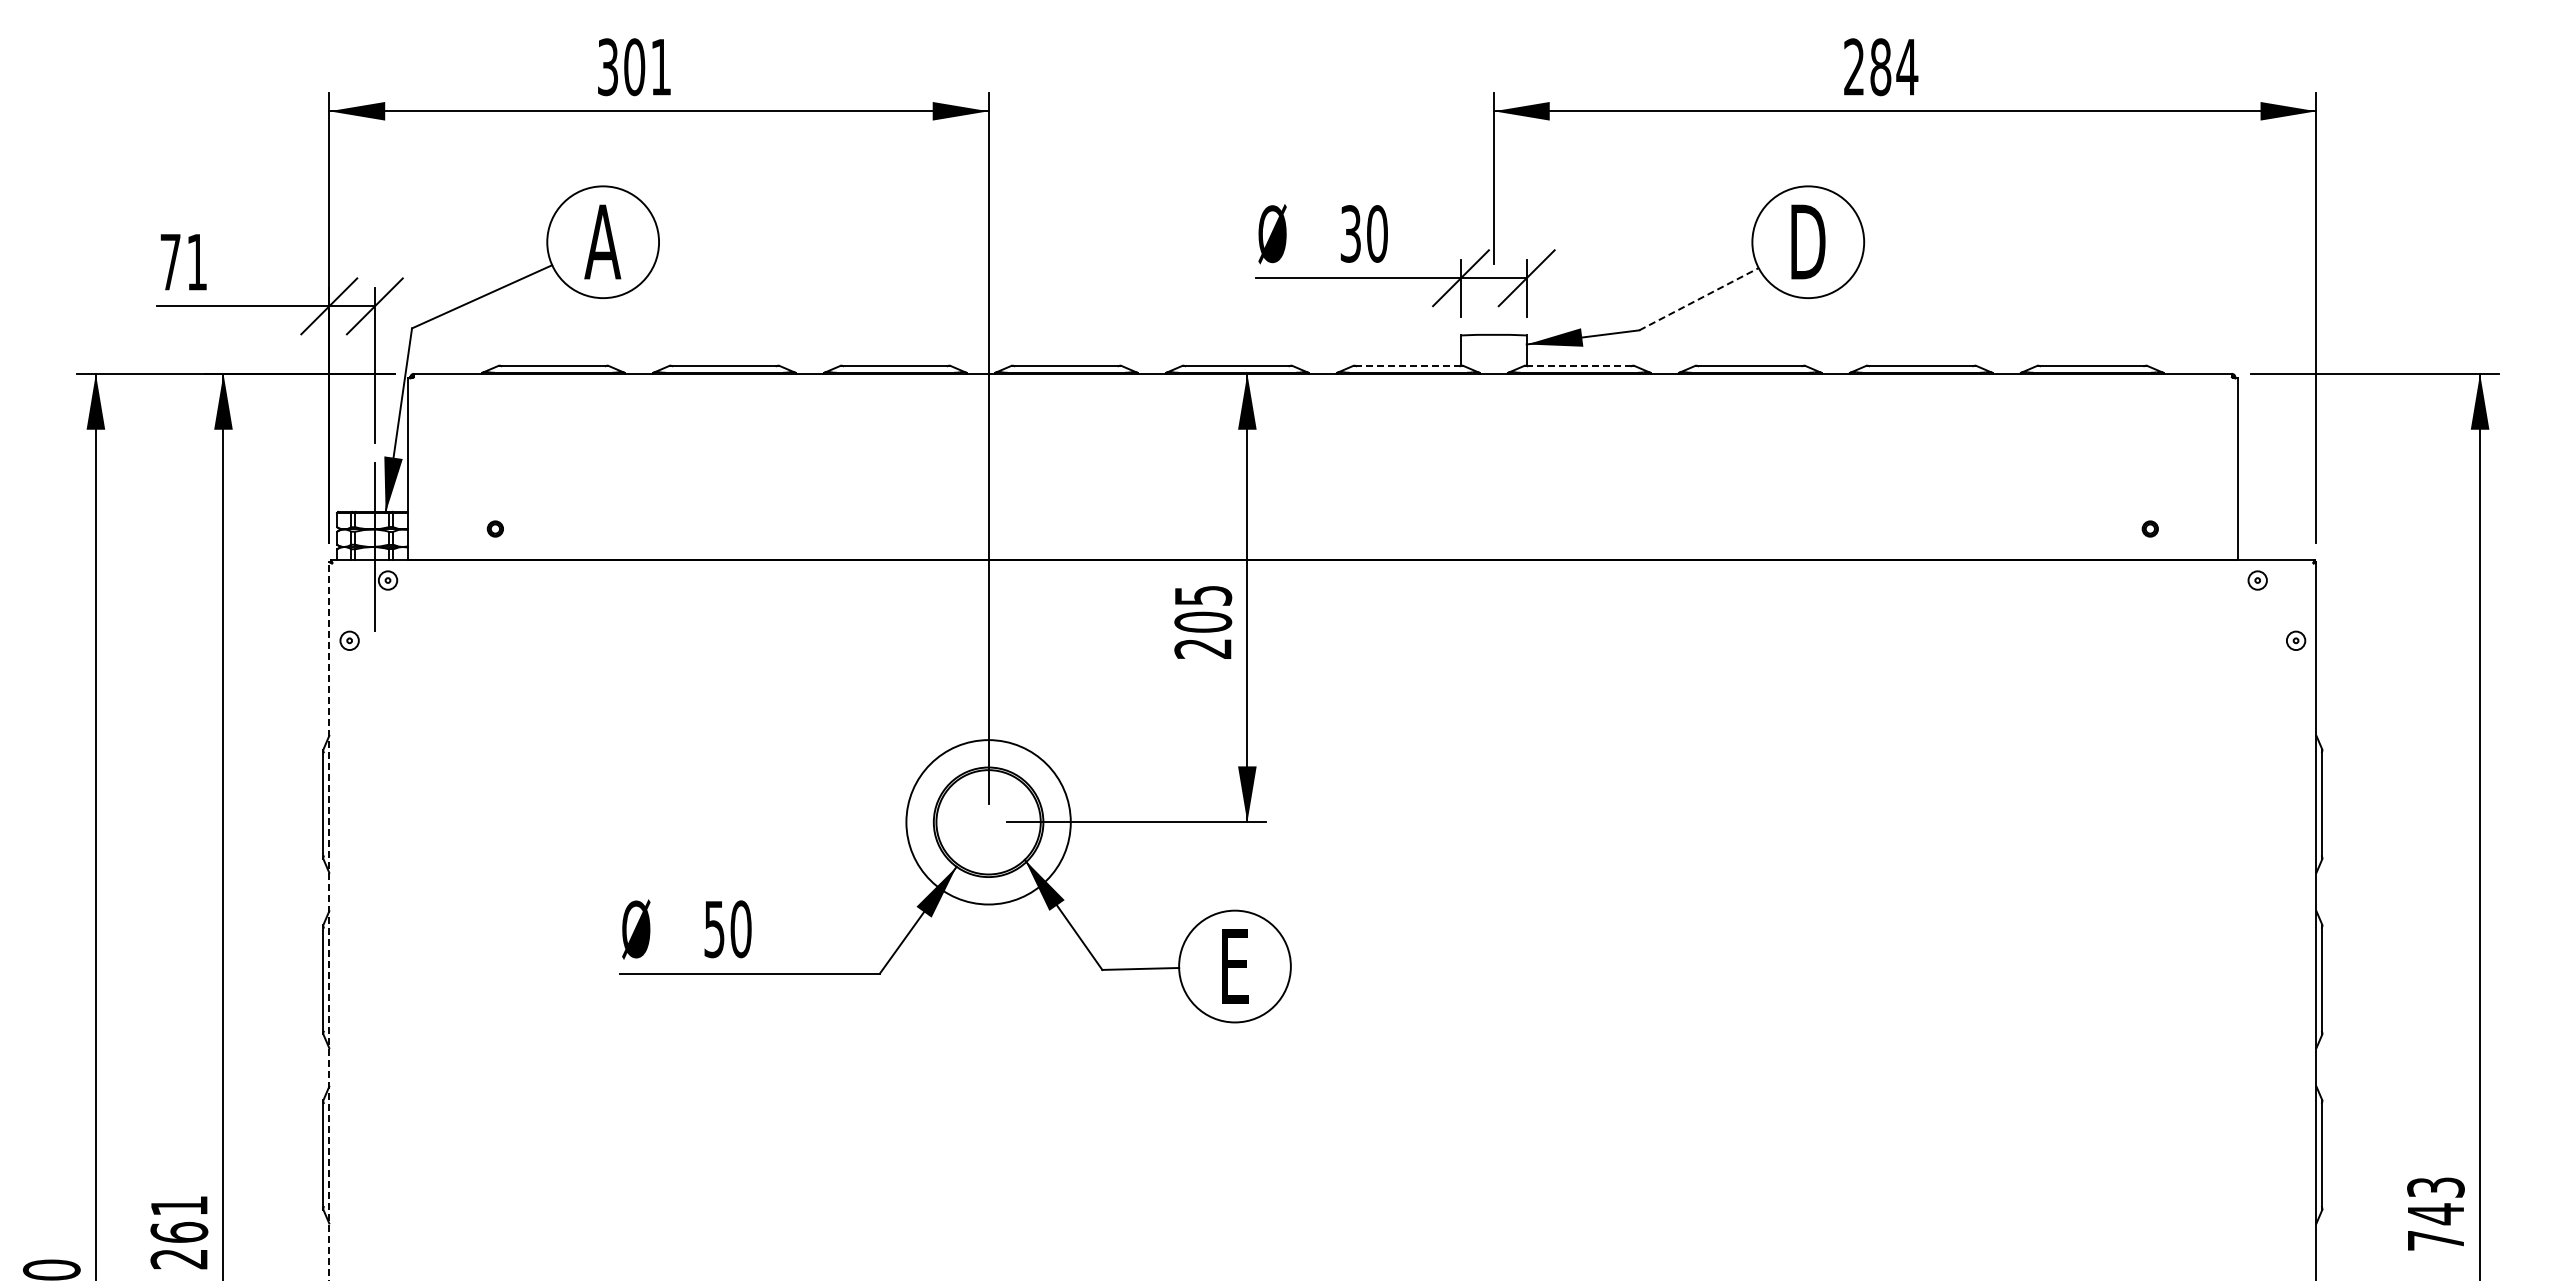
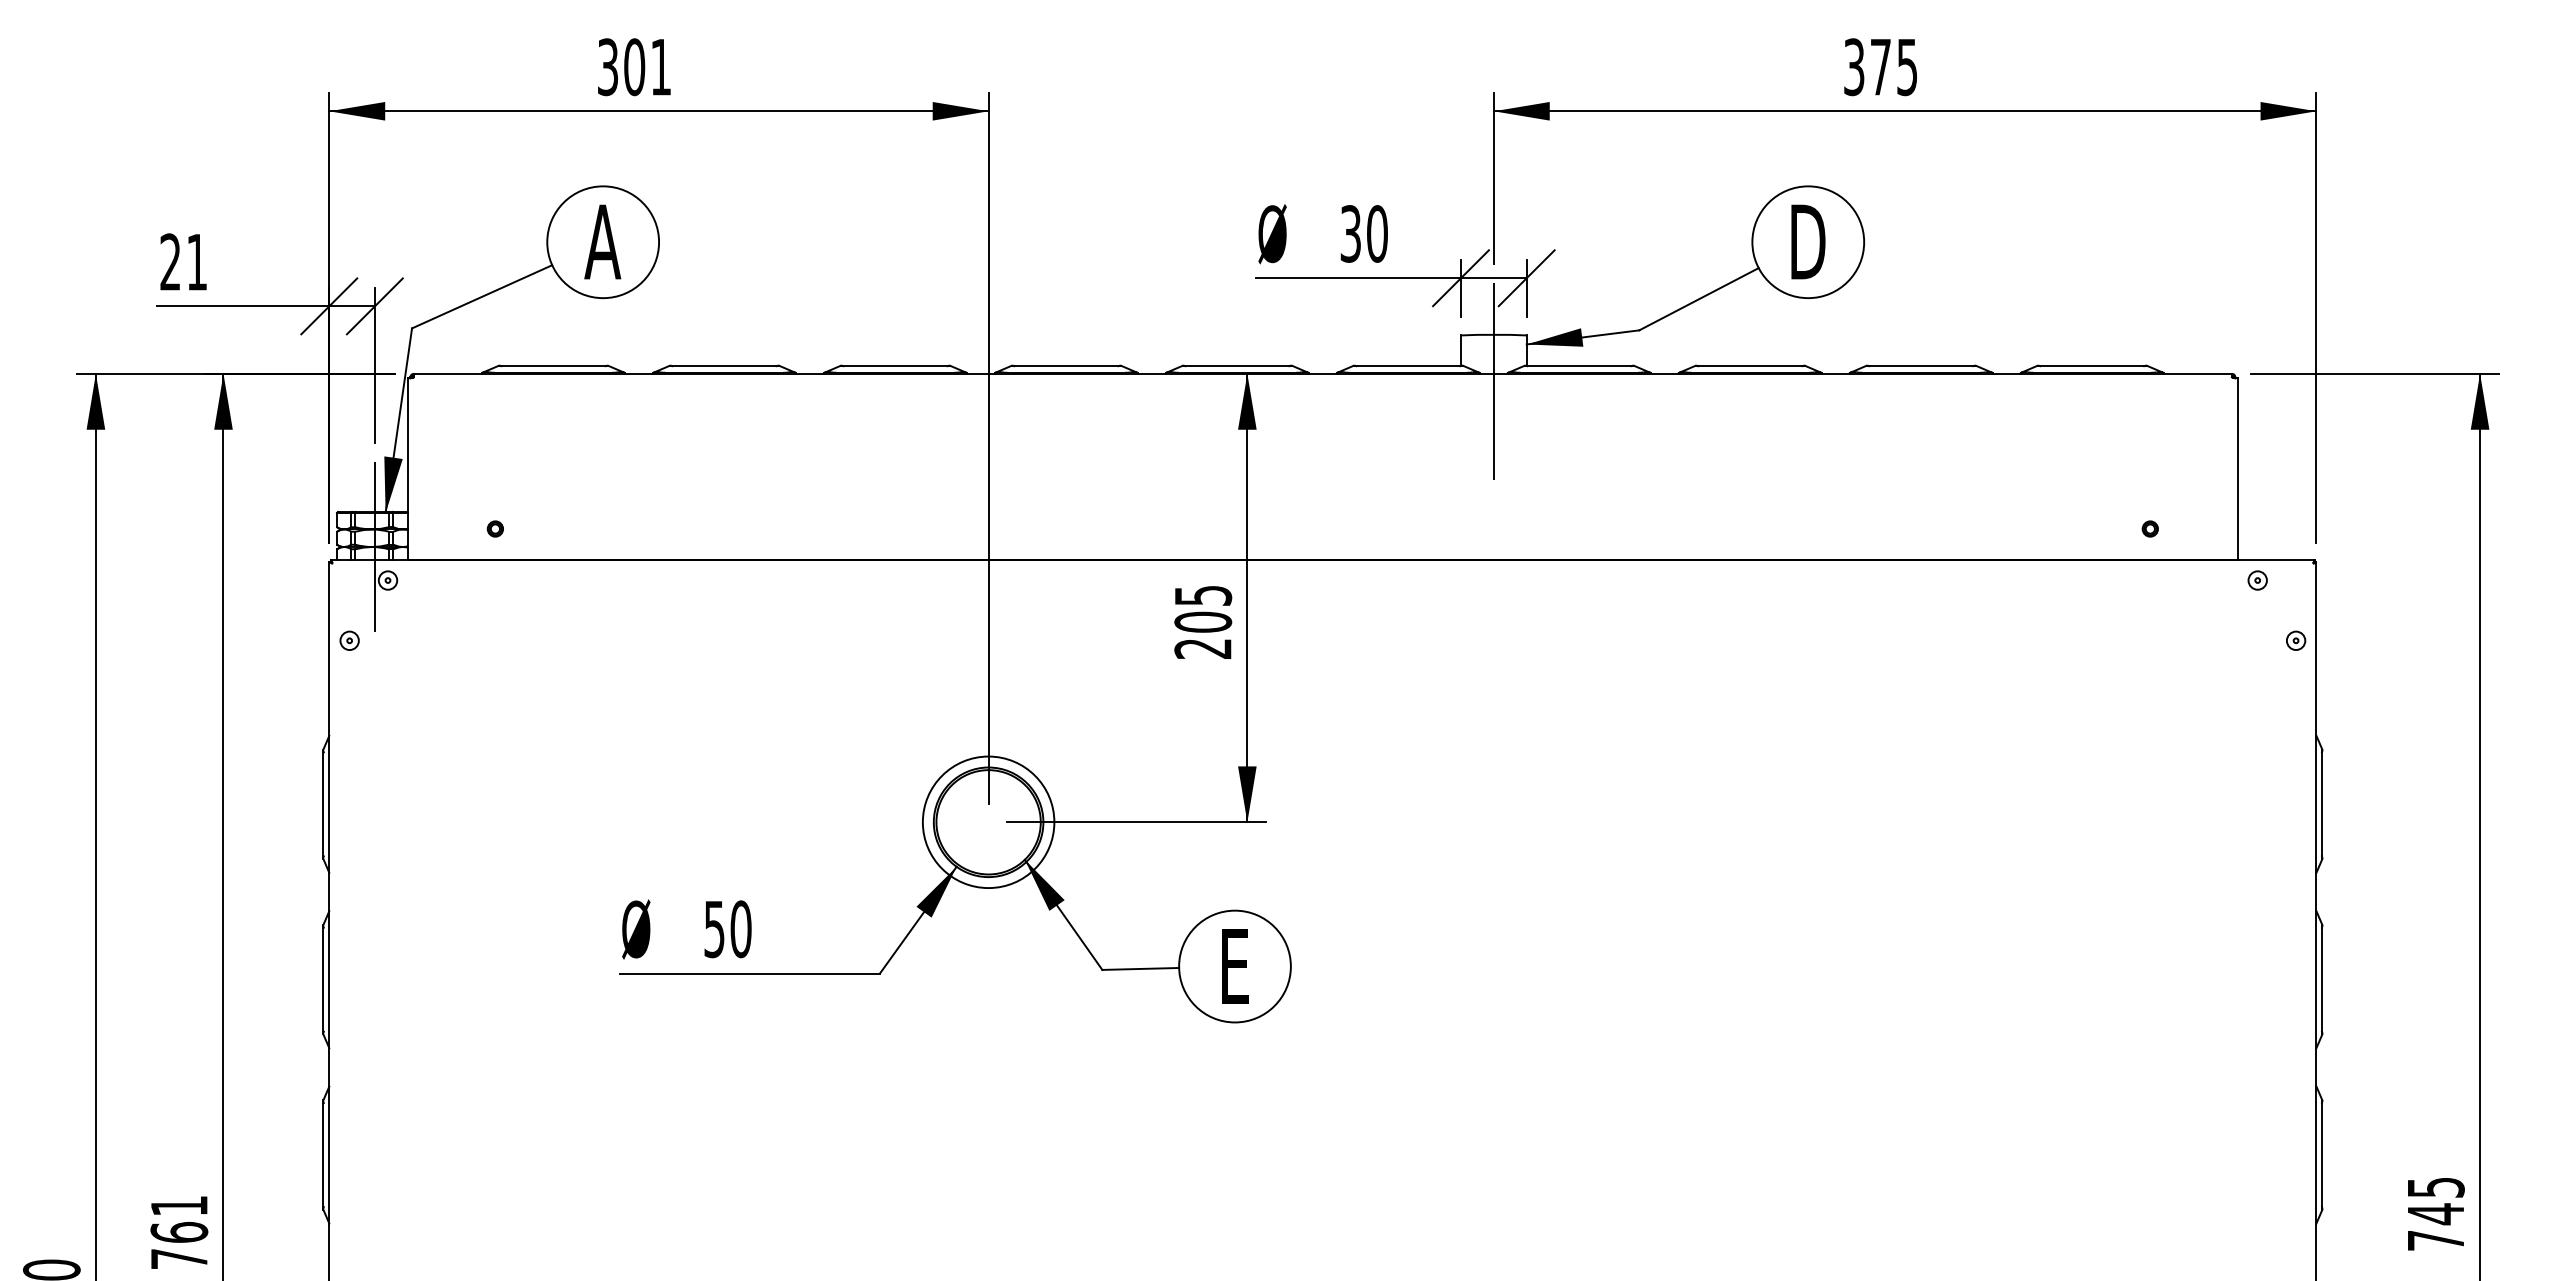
text: 284 -> 375 (1881, 67)
text: 71 -> 21 (170, 261)
line: dashed -> solid (1699, 299)
line: dashed -> solid (1408, 365)
line: dashed -> solid (1579, 365)
line: none -> present (1493, 381)
circle diameter: 164 px -> 132 px (988, 822)
line: dashed -> solid (329, 920)
text: 743 -> 745 (2435, 1187)
text: 261 -> 761 (178, 1259)
